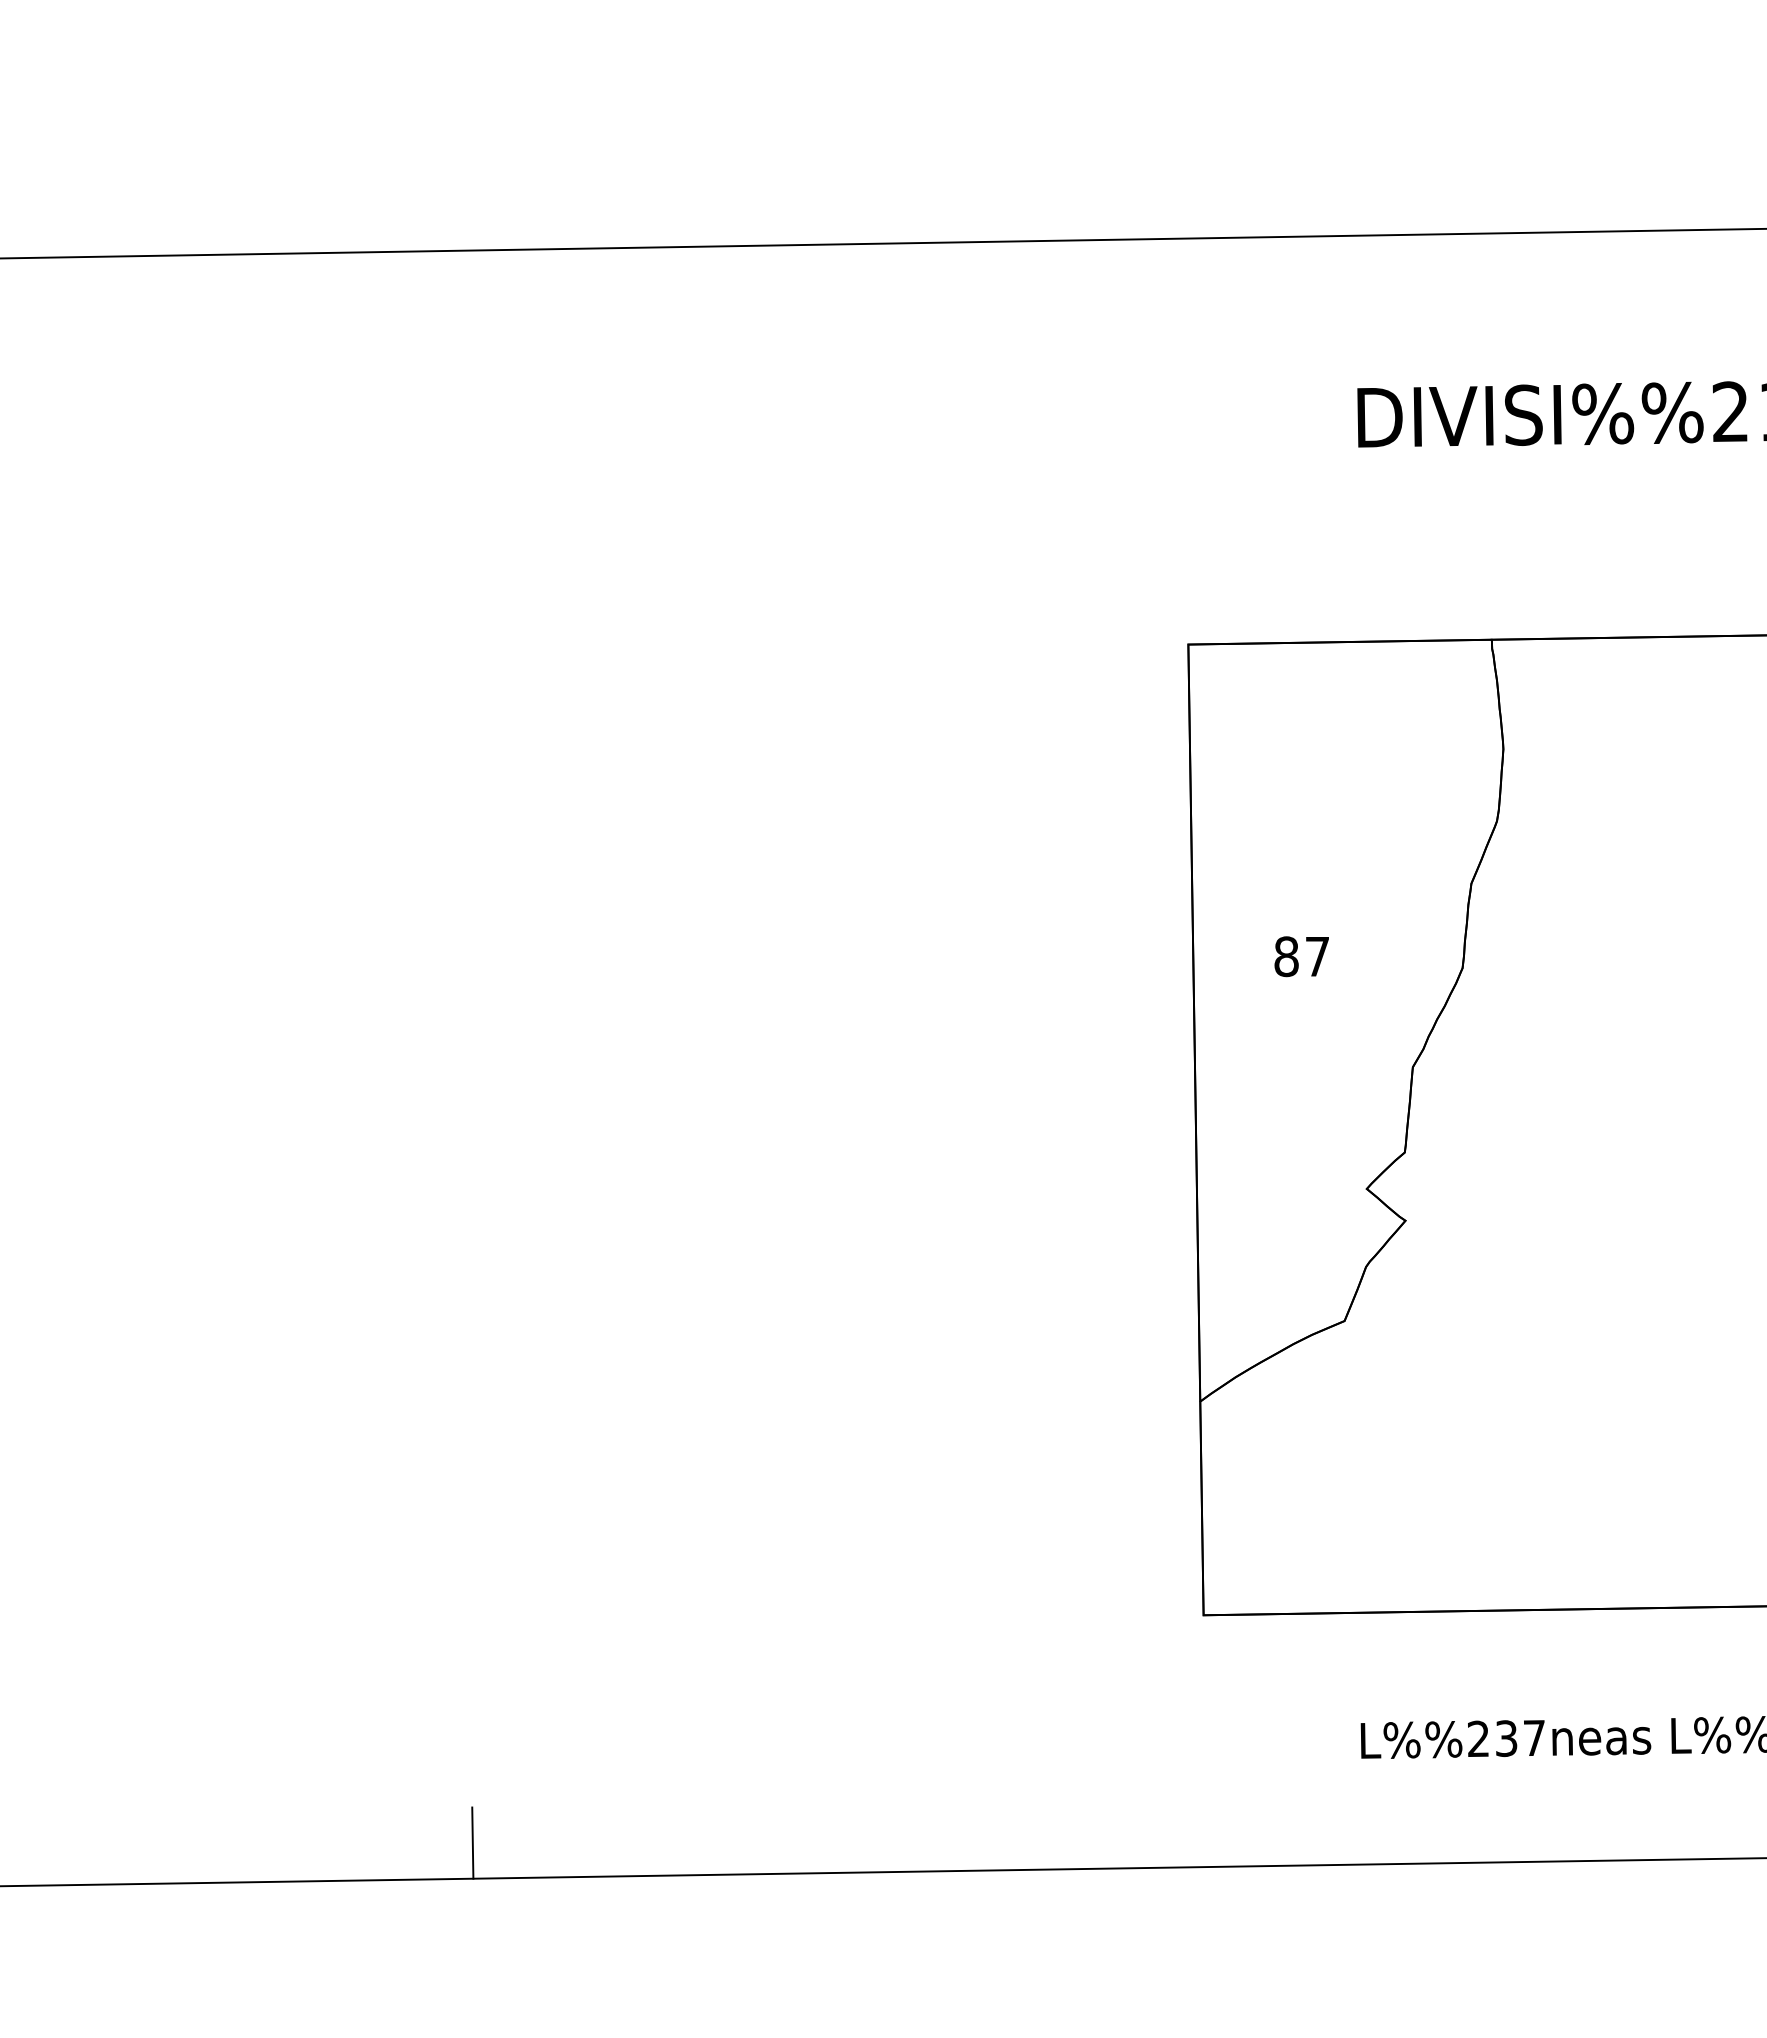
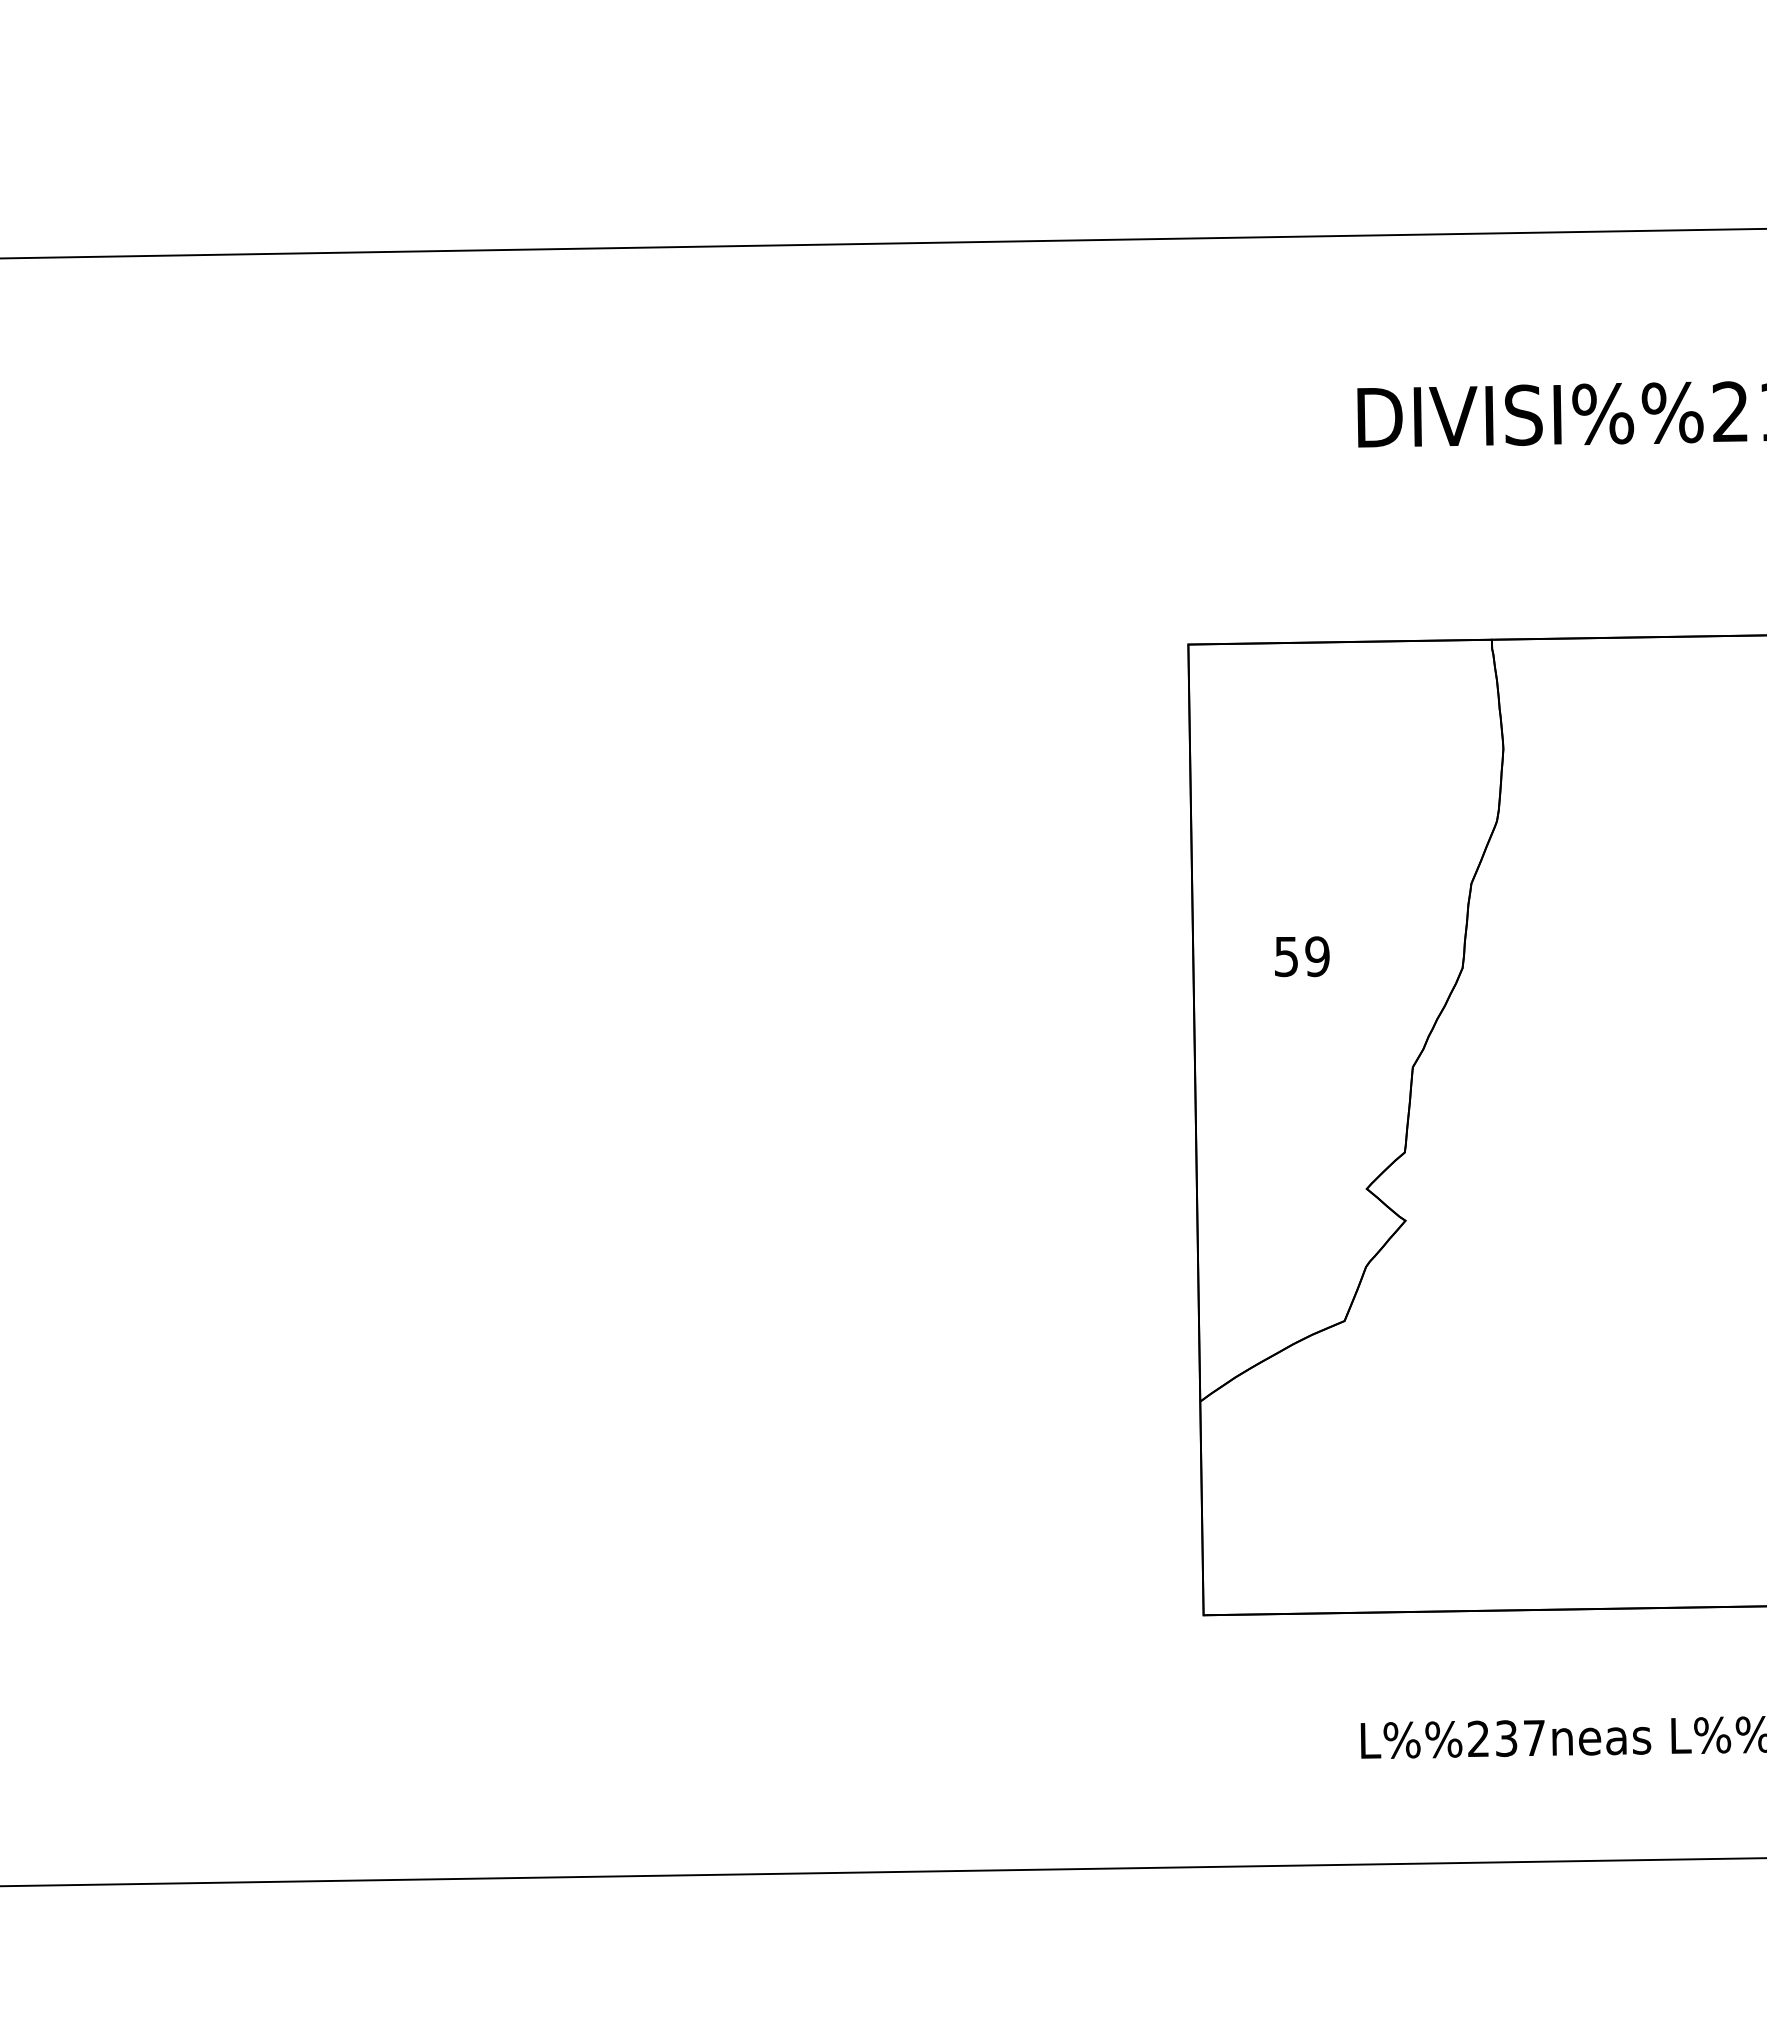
text: 87 -> 59 (1301, 956)
line: present -> none (472, 1842)
